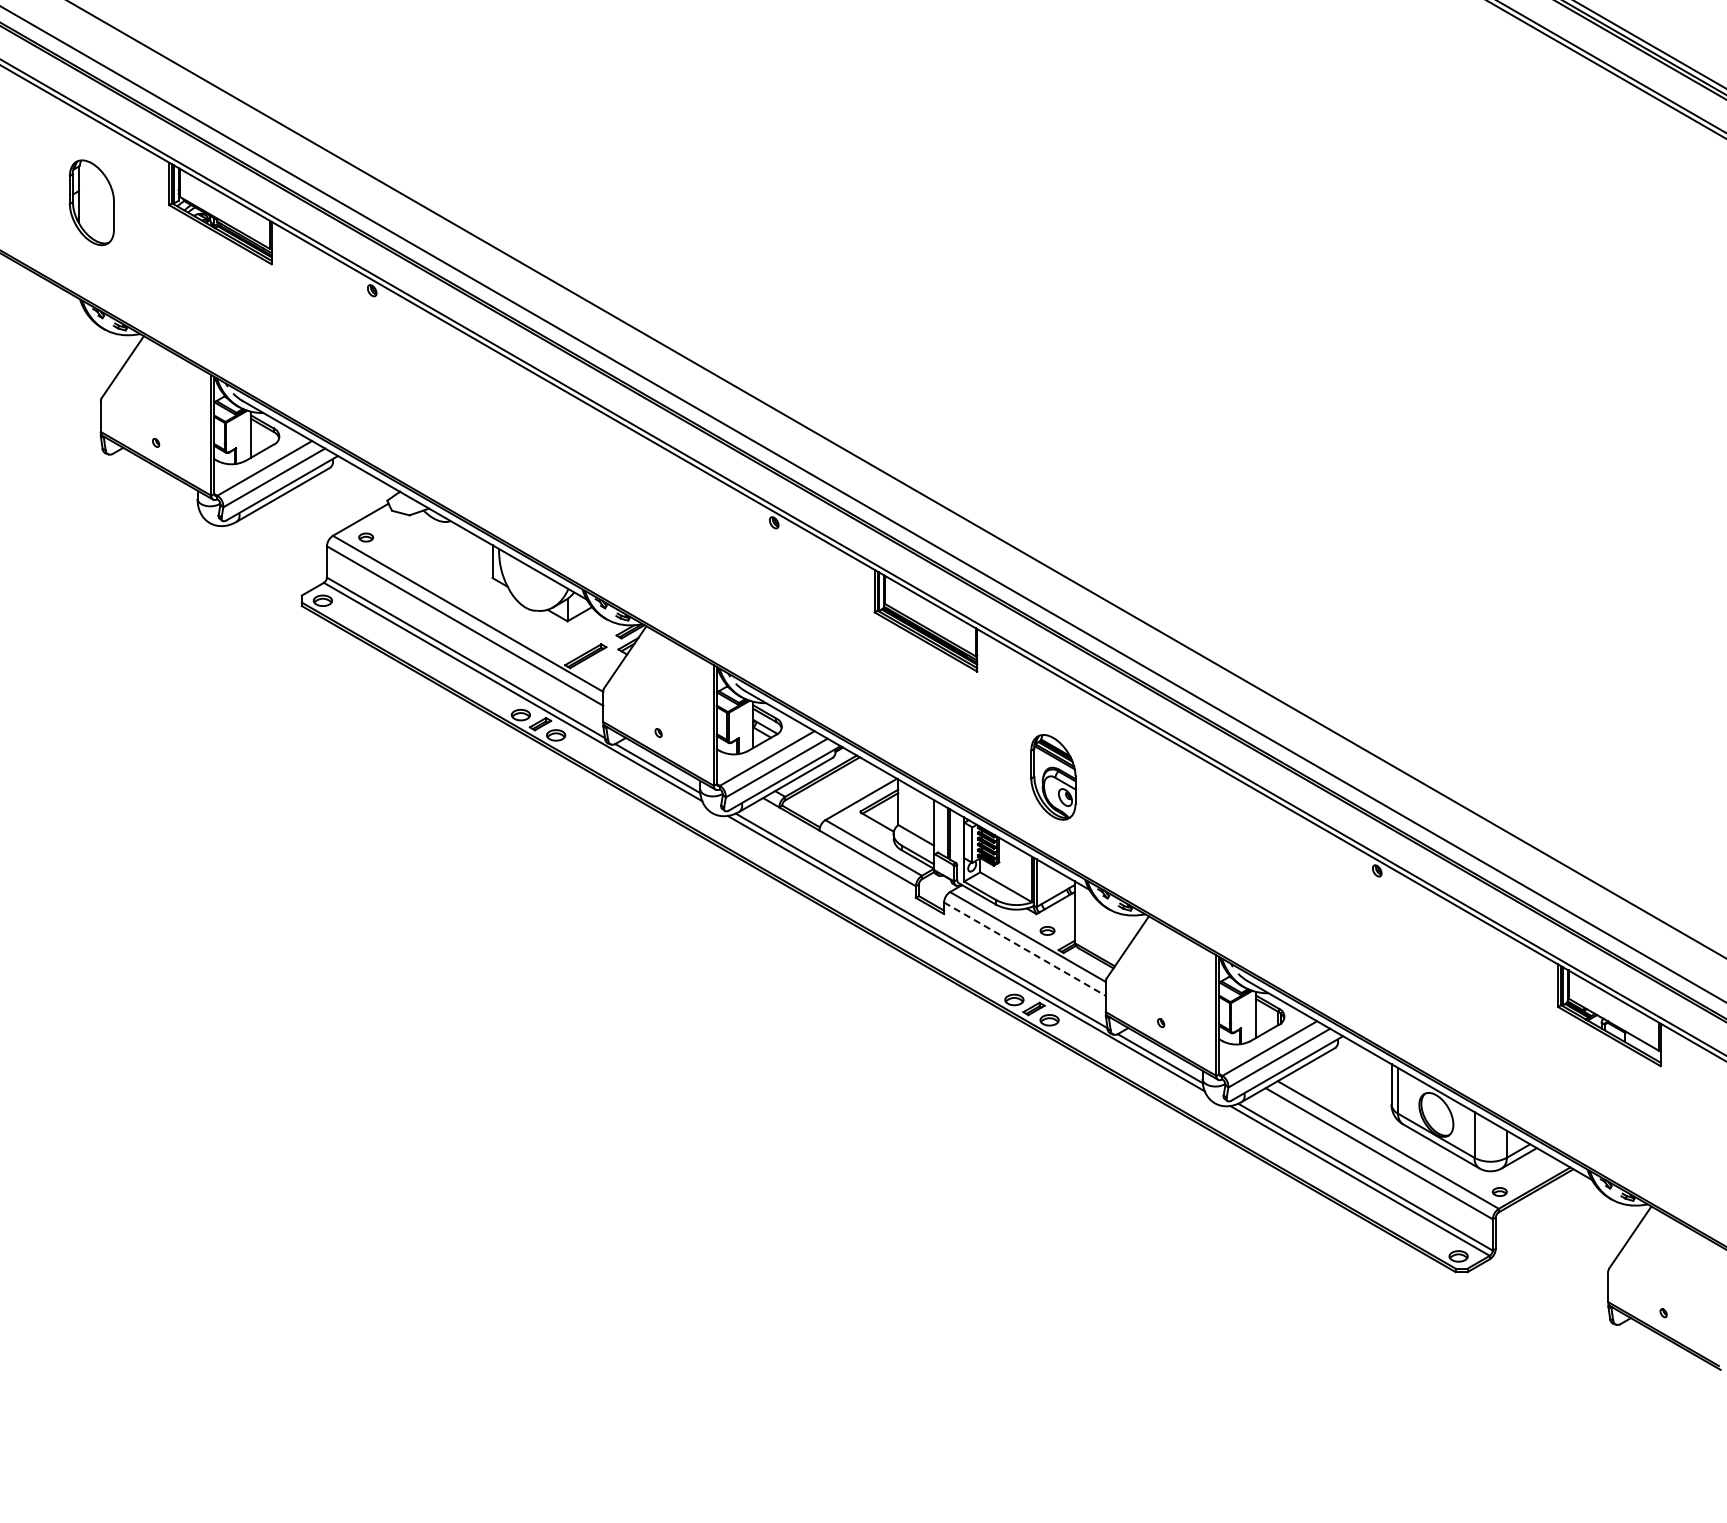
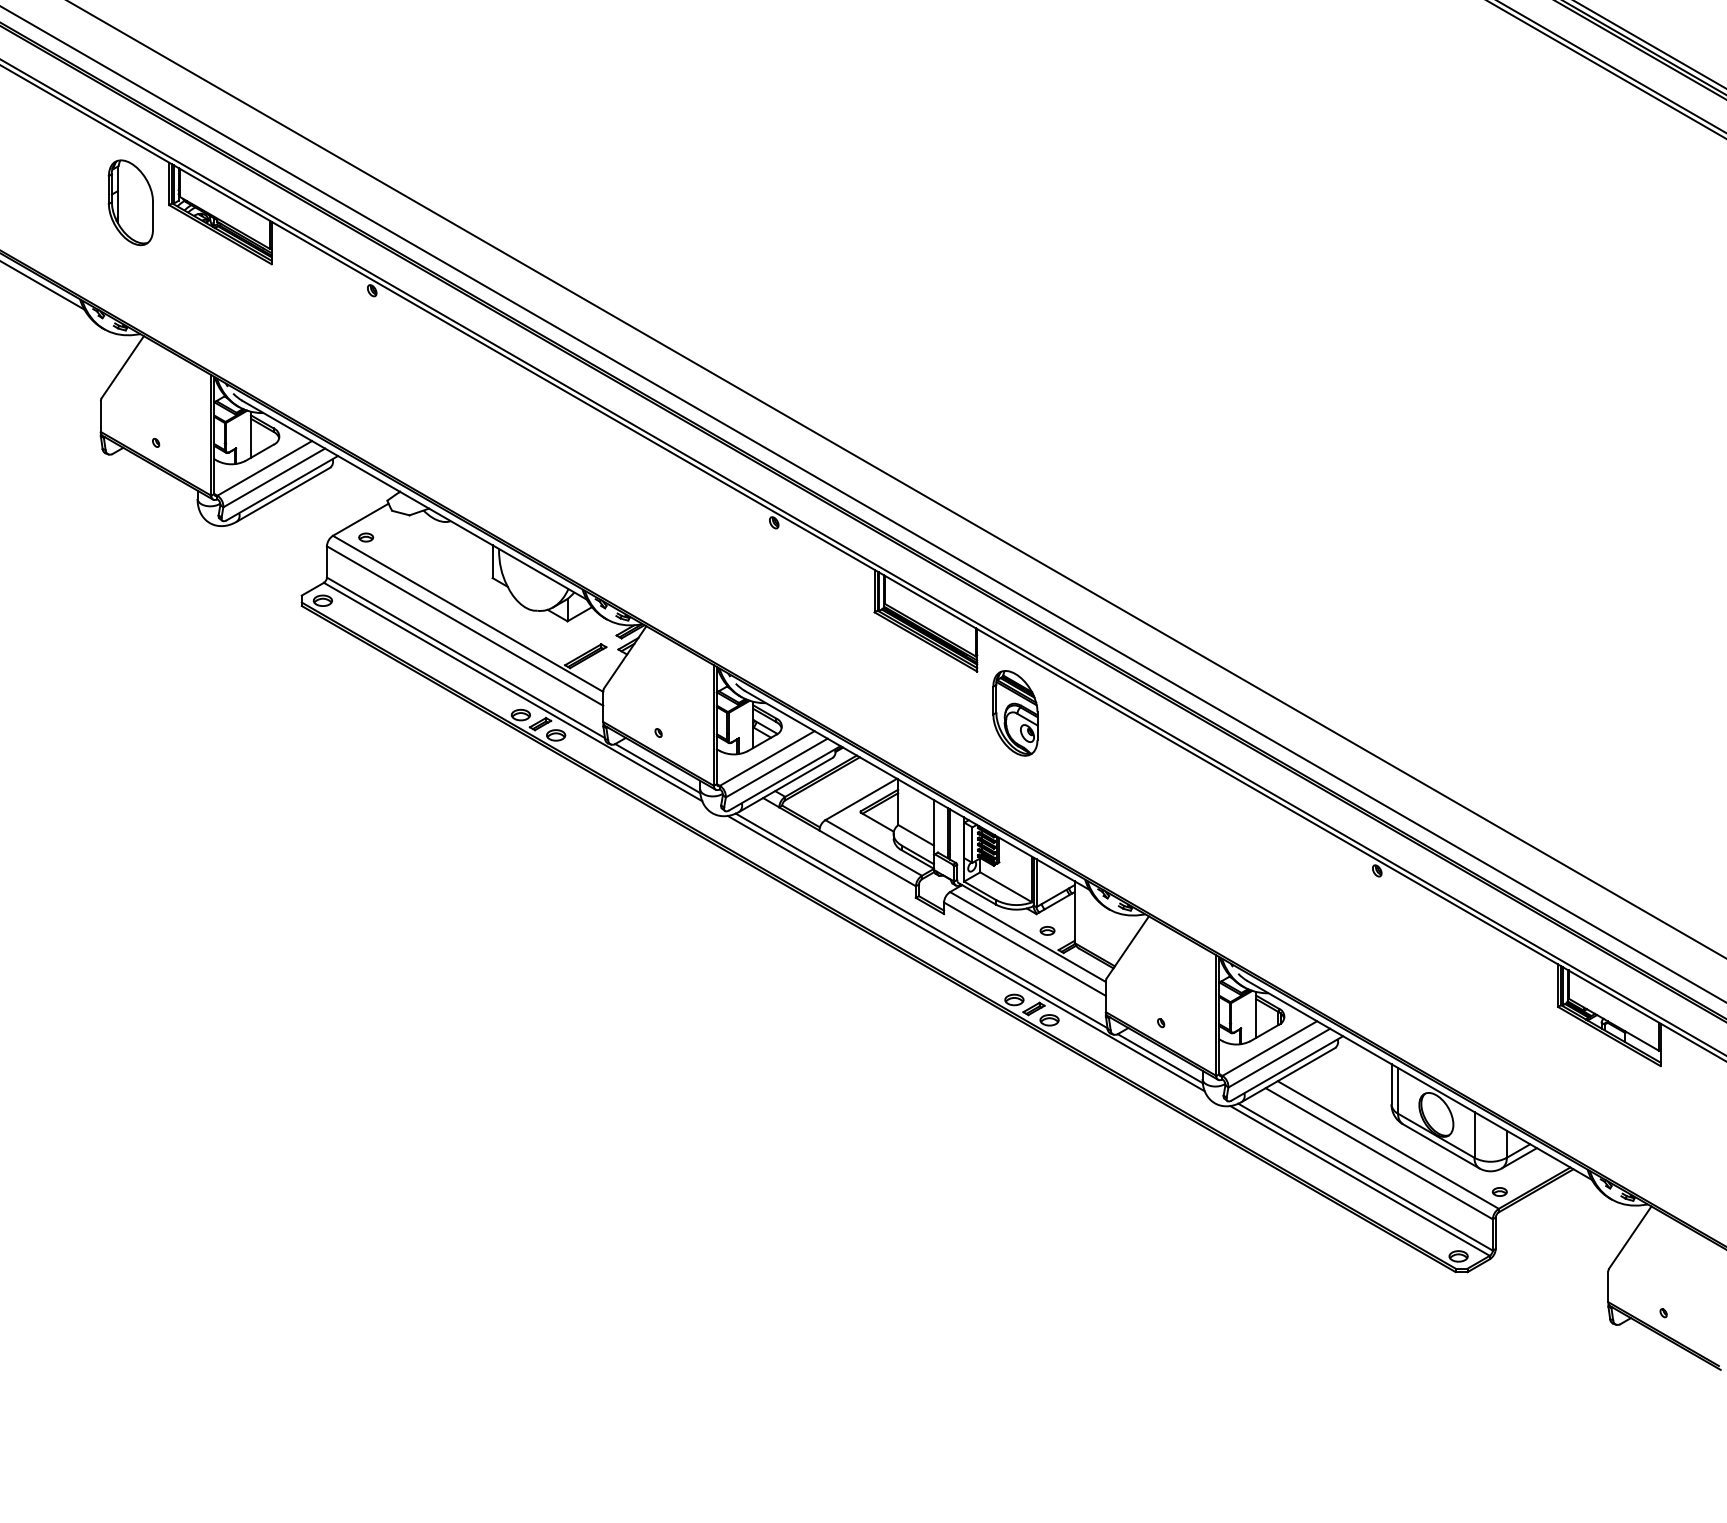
part position: (91, 202) -> (130, 202) (130, 202)
line: none -> present (43, 285)
part position: (1053, 777) -> (1015, 713) (1015, 713)
line: dashed -> solid (1025, 949)
